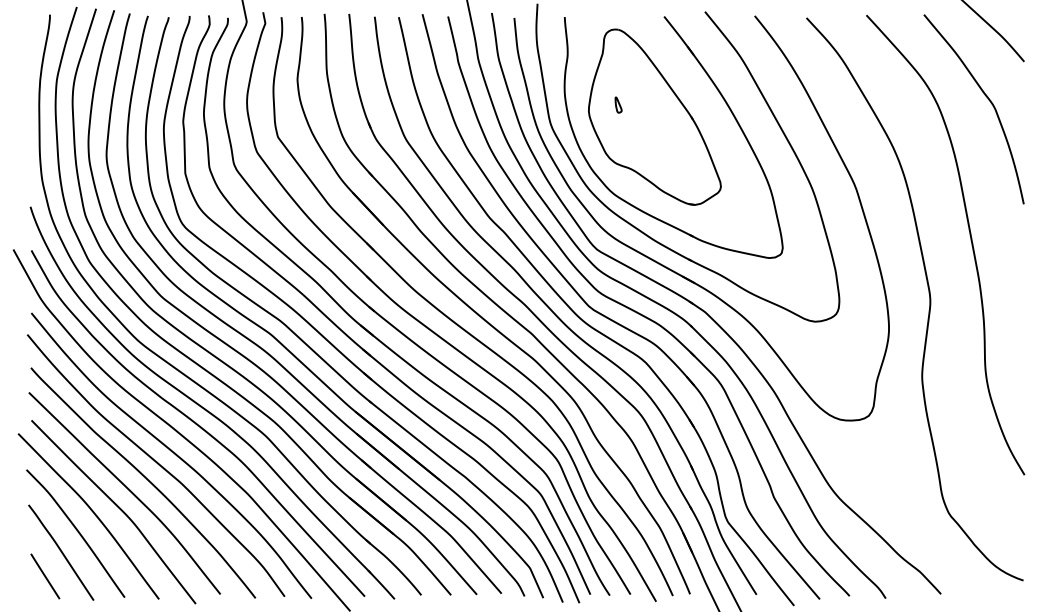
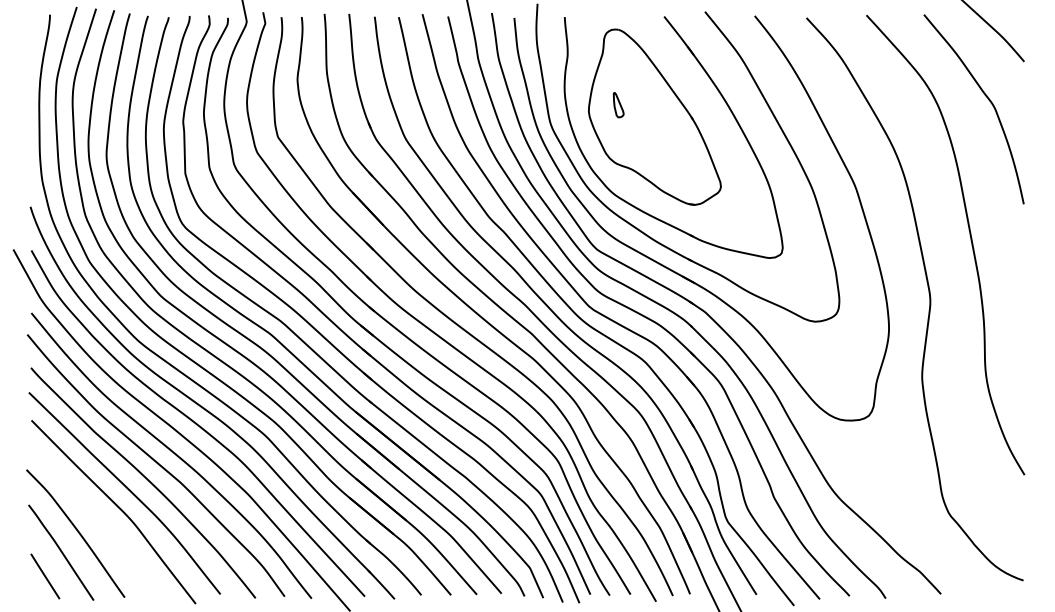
part size: 9x18 px -> 13x27 px (618, 105)
curve: present -> none (92, 512)
